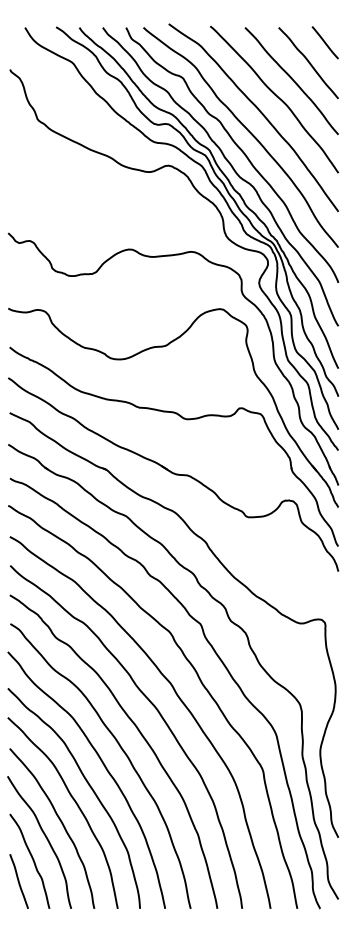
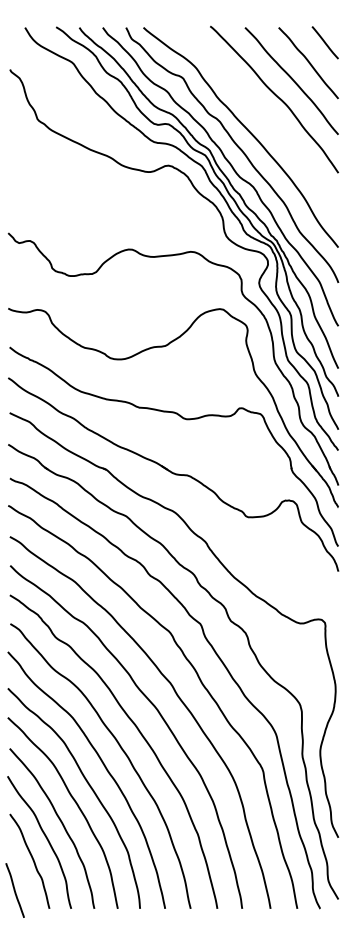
curve: present -> none (260, 113)
line position: (18, 881) -> (14, 890) (14, 890)
